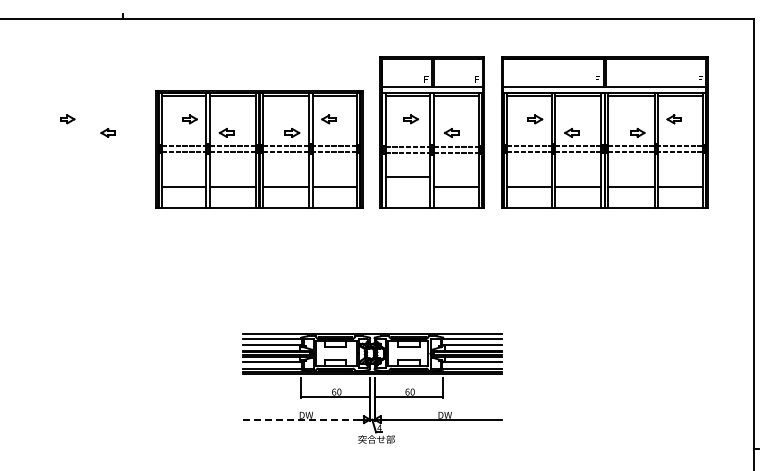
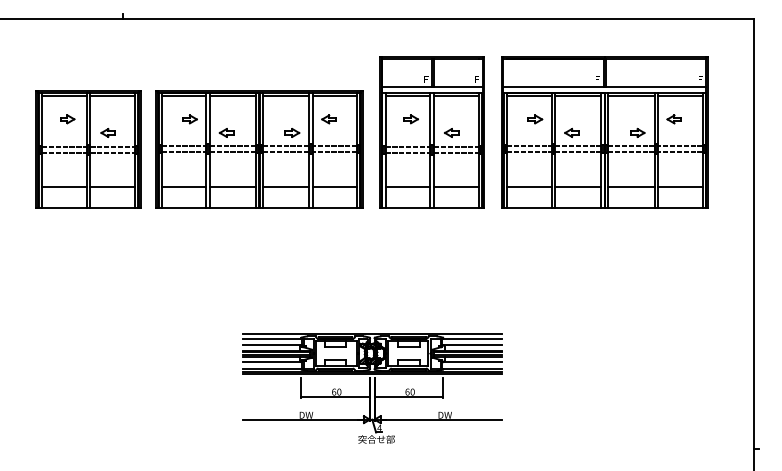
part: none -> present (88, 149)
line position: (407, 176) -> (407, 186) (407, 186)
line: dashed -> solid (303, 419)
